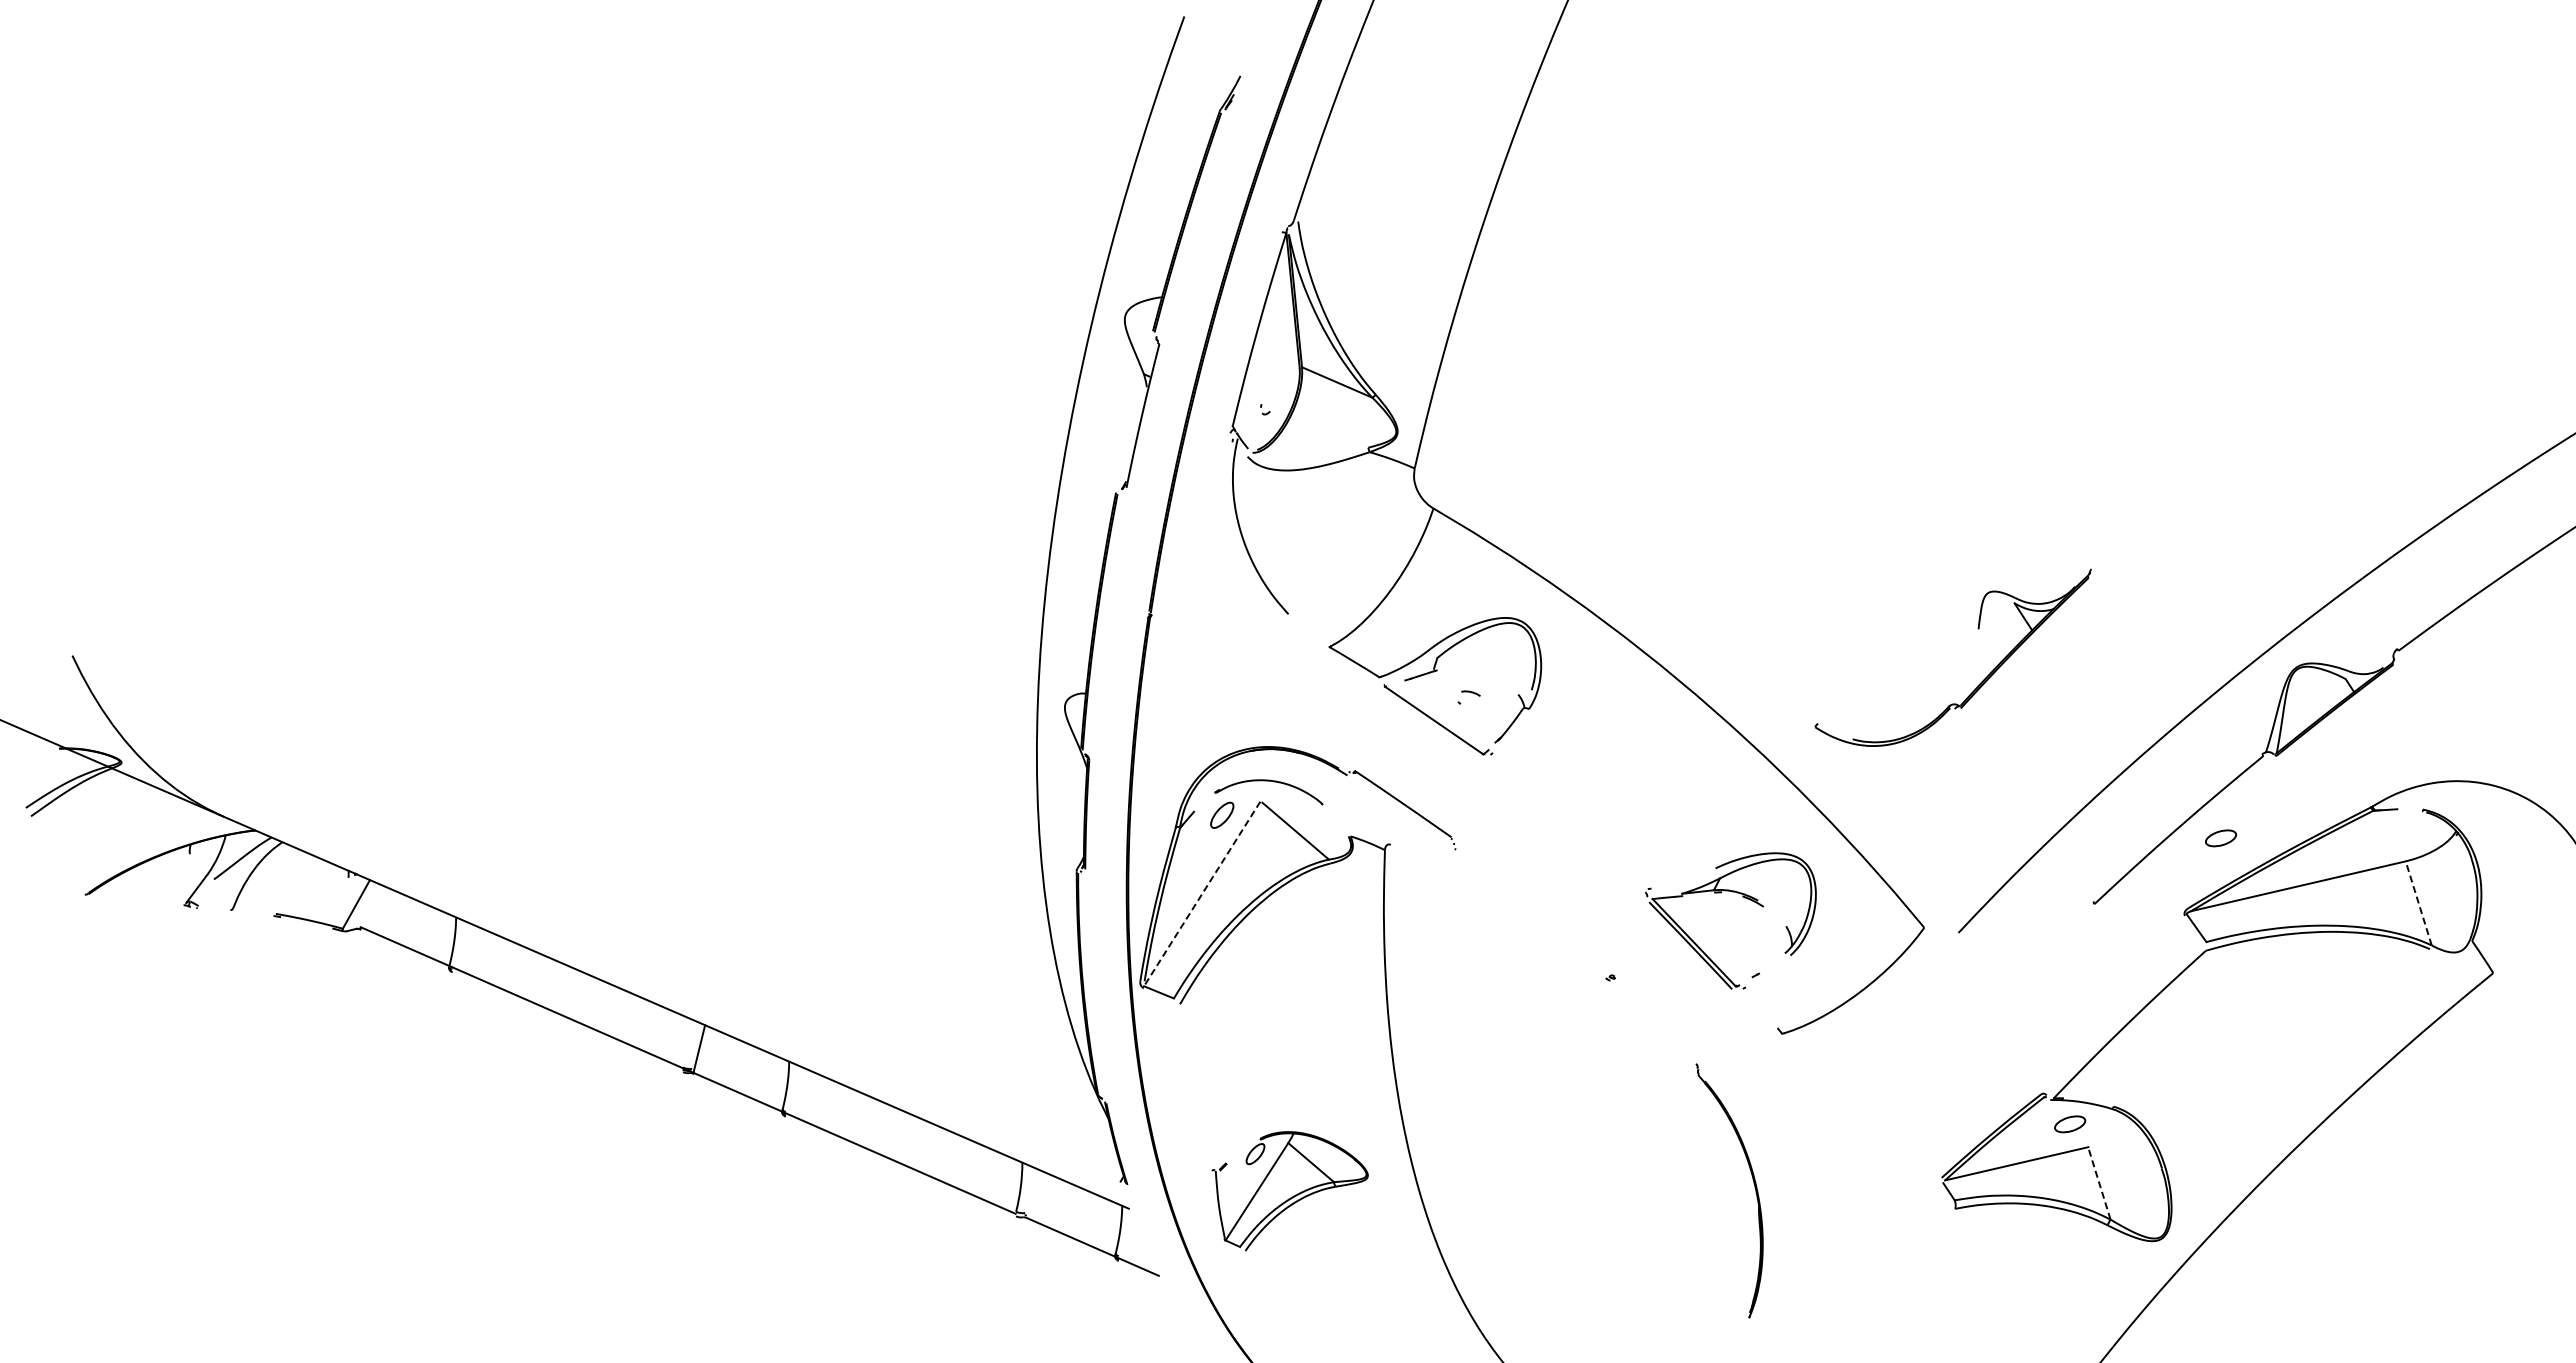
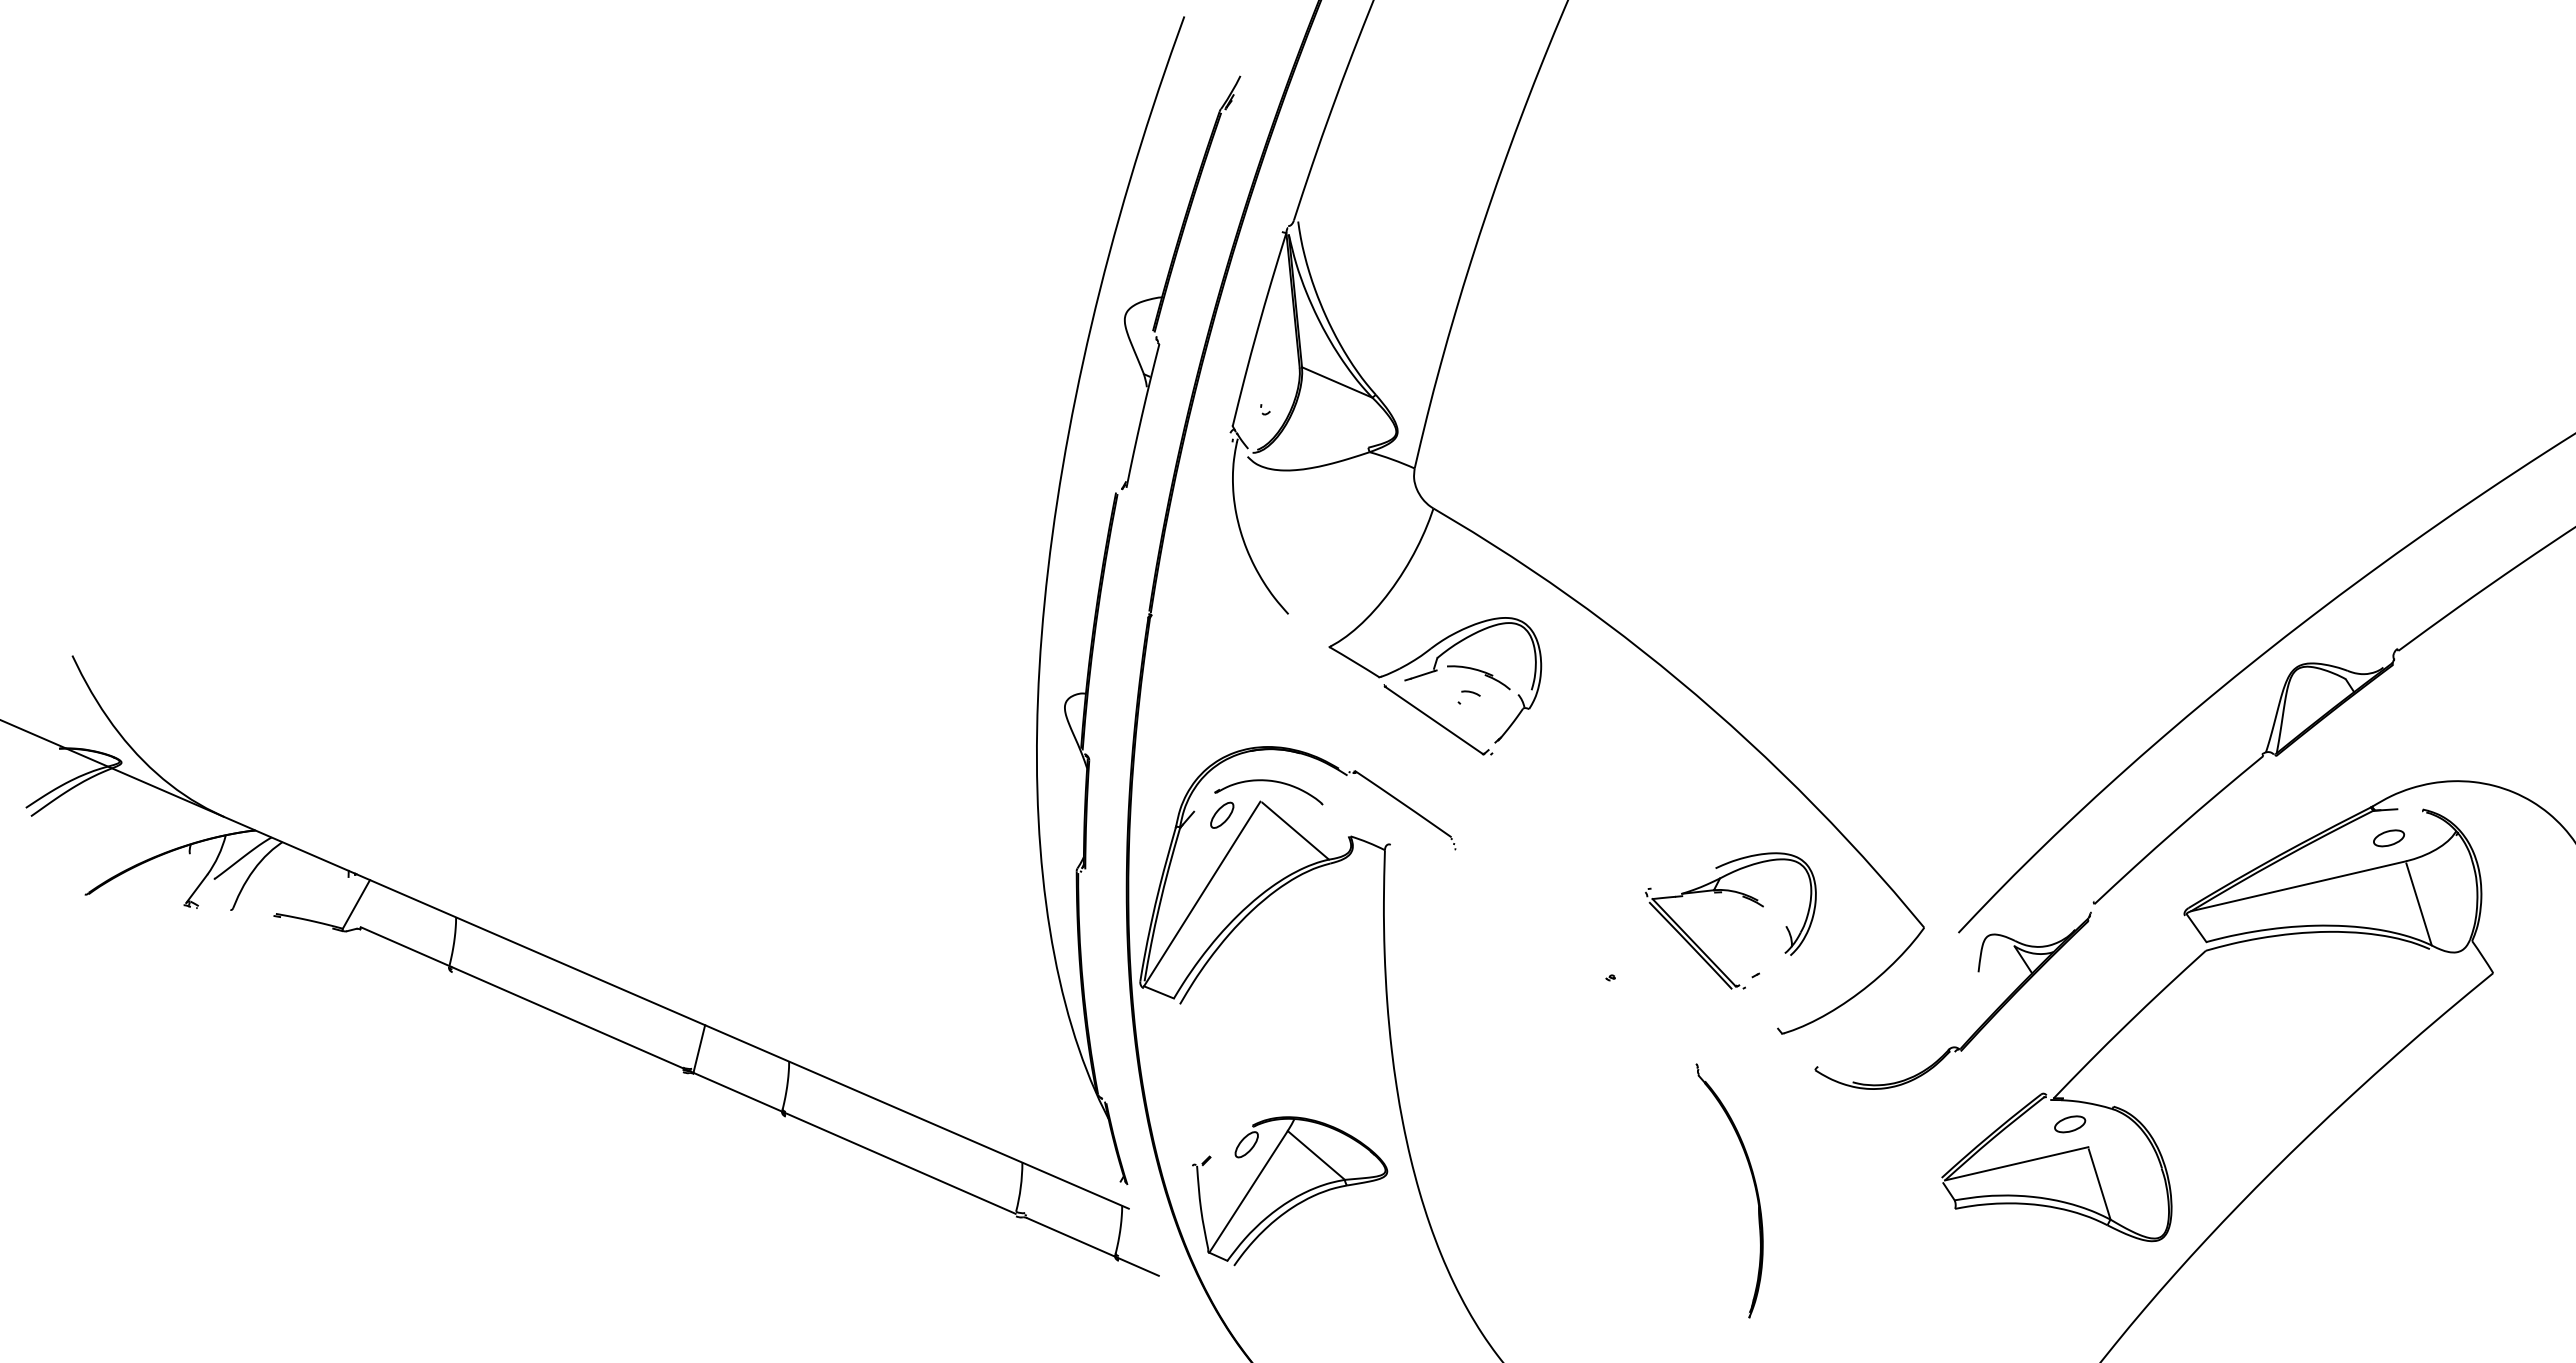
part: none -> present (1478, 677)
part position: (1979, 683) -> (1979, 1026) (1979, 1026)
part position: (2221, 838) -> (2389, 838) (2389, 838)
line: dashed -> solid (1201, 894)
line: dashed -> solid (2419, 904)
line: dashed -> solid (2099, 1184)
part size: 158x121 px -> 197x151 px (1290, 1191)
